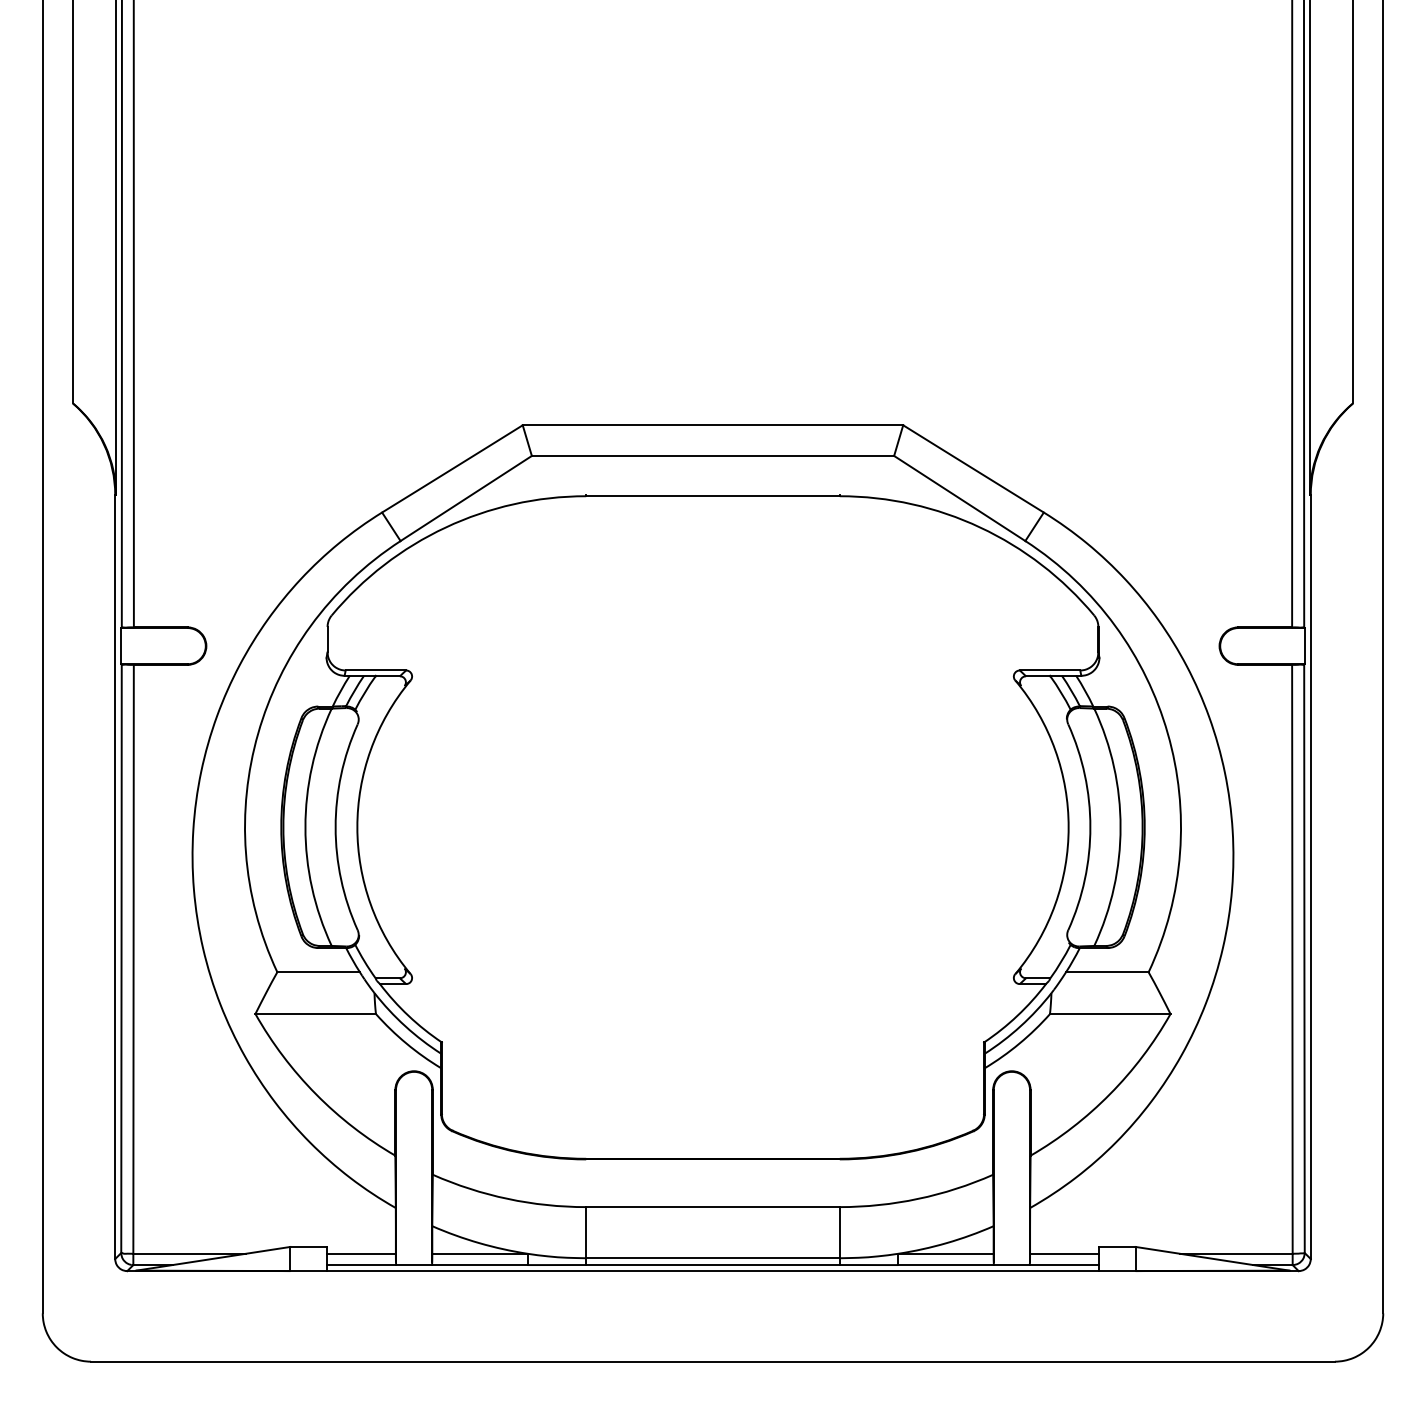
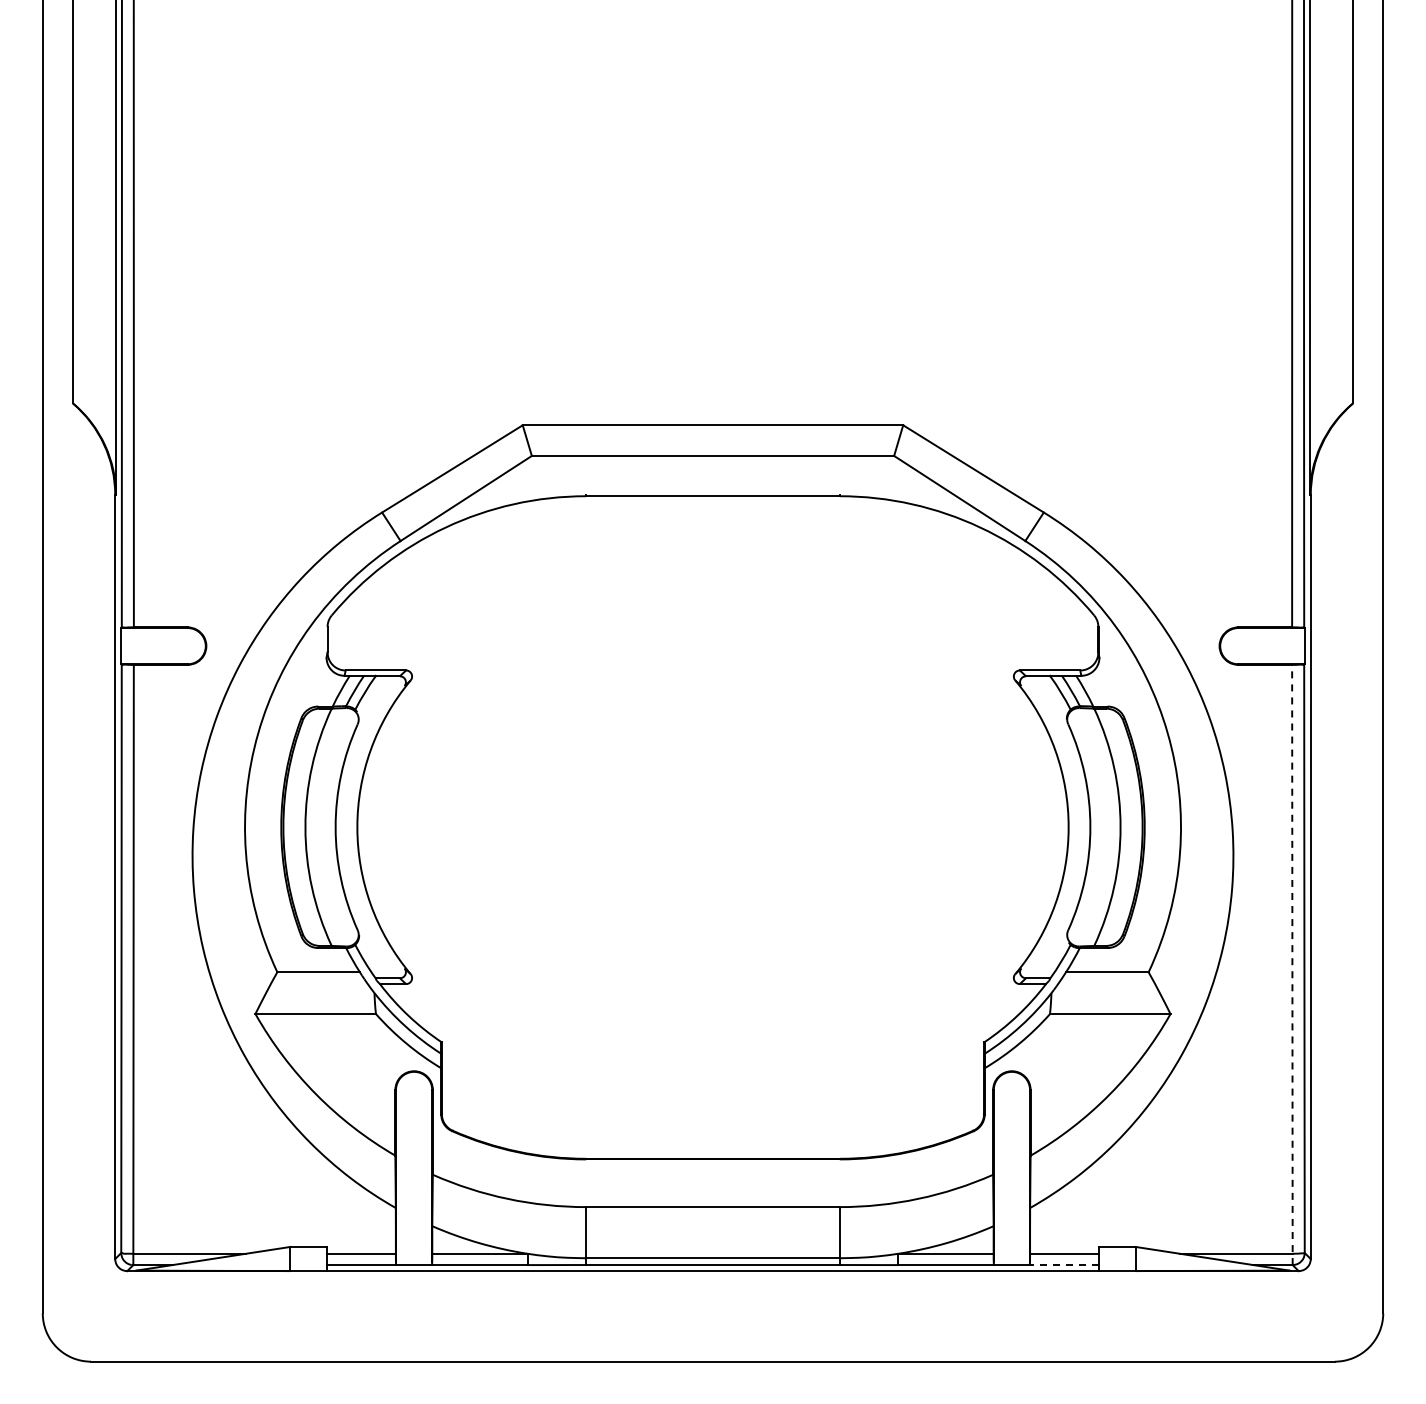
line: solid -> dashed (1292, 964)
line: solid -> dashed (1064, 1265)
